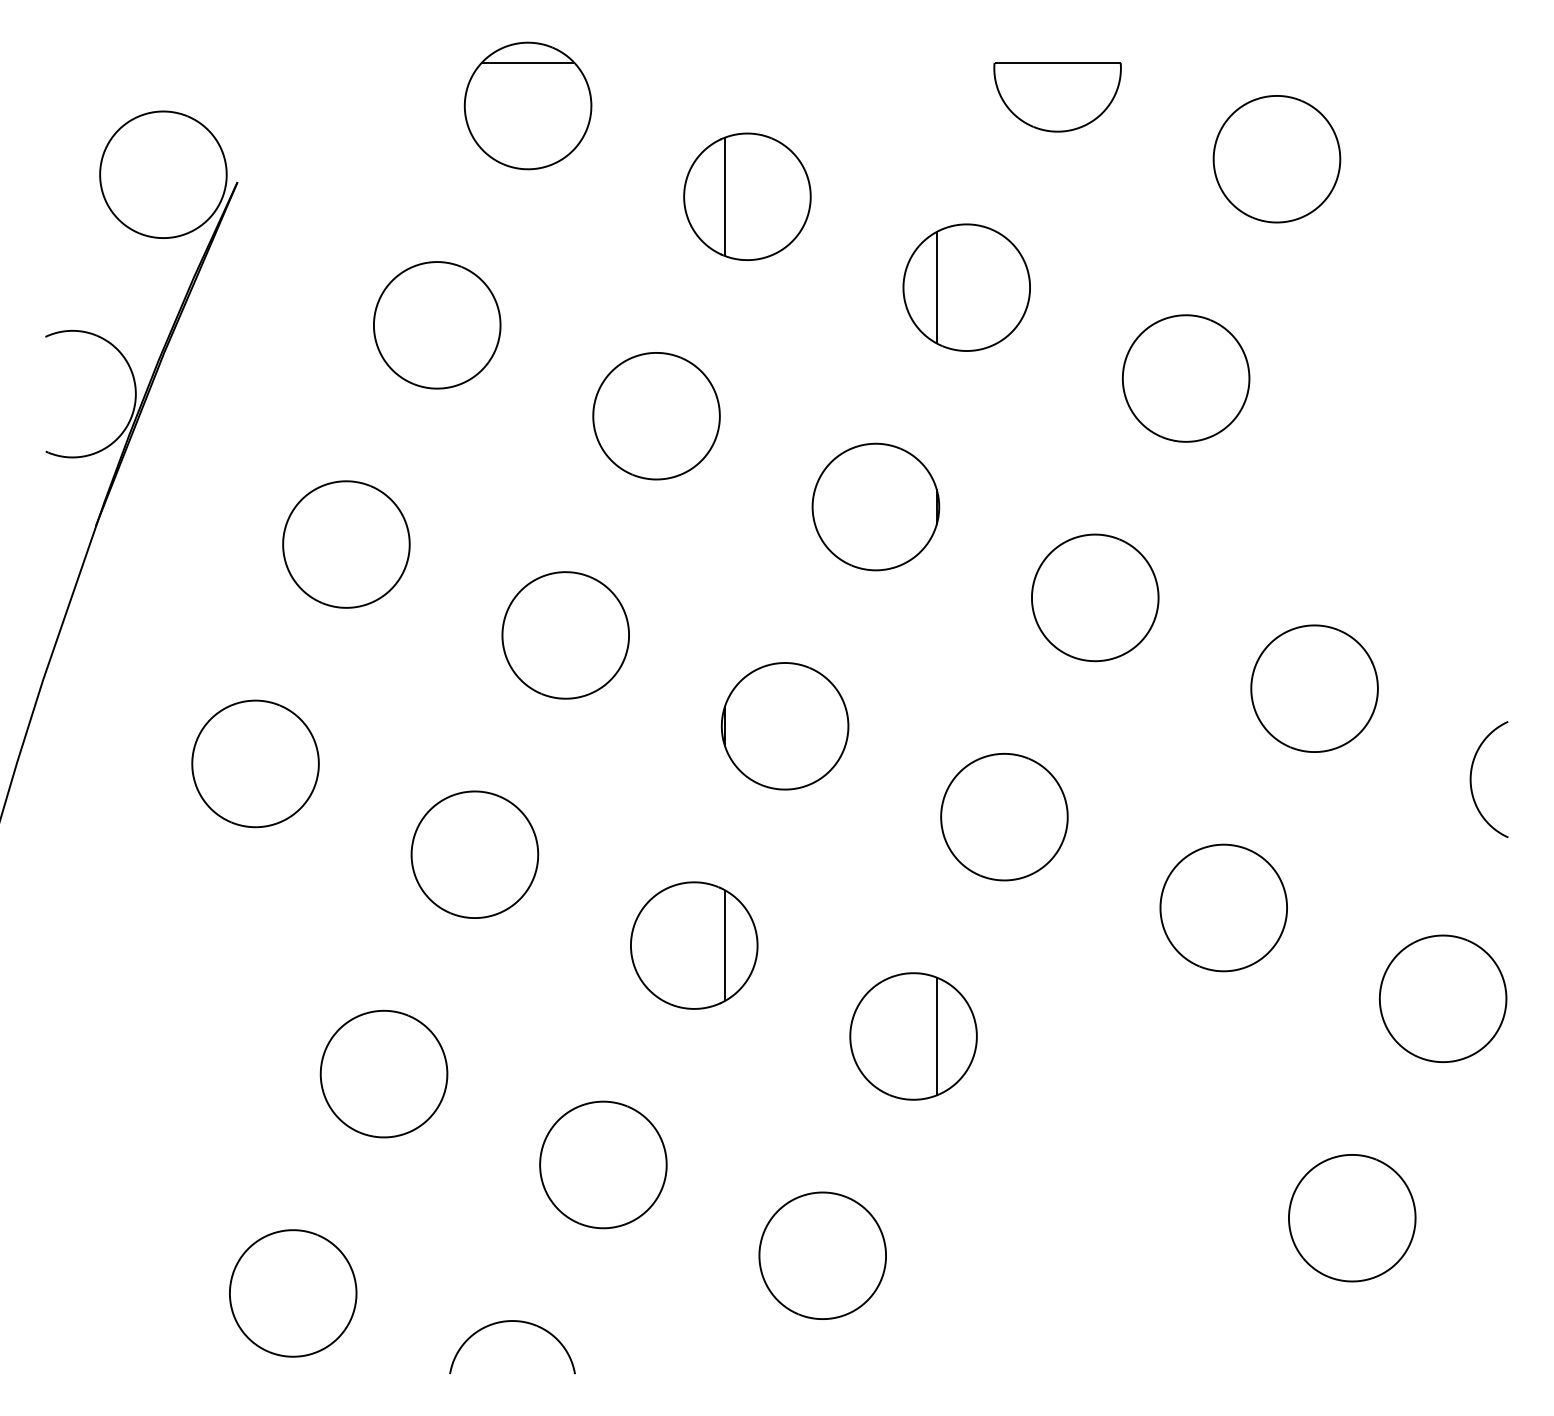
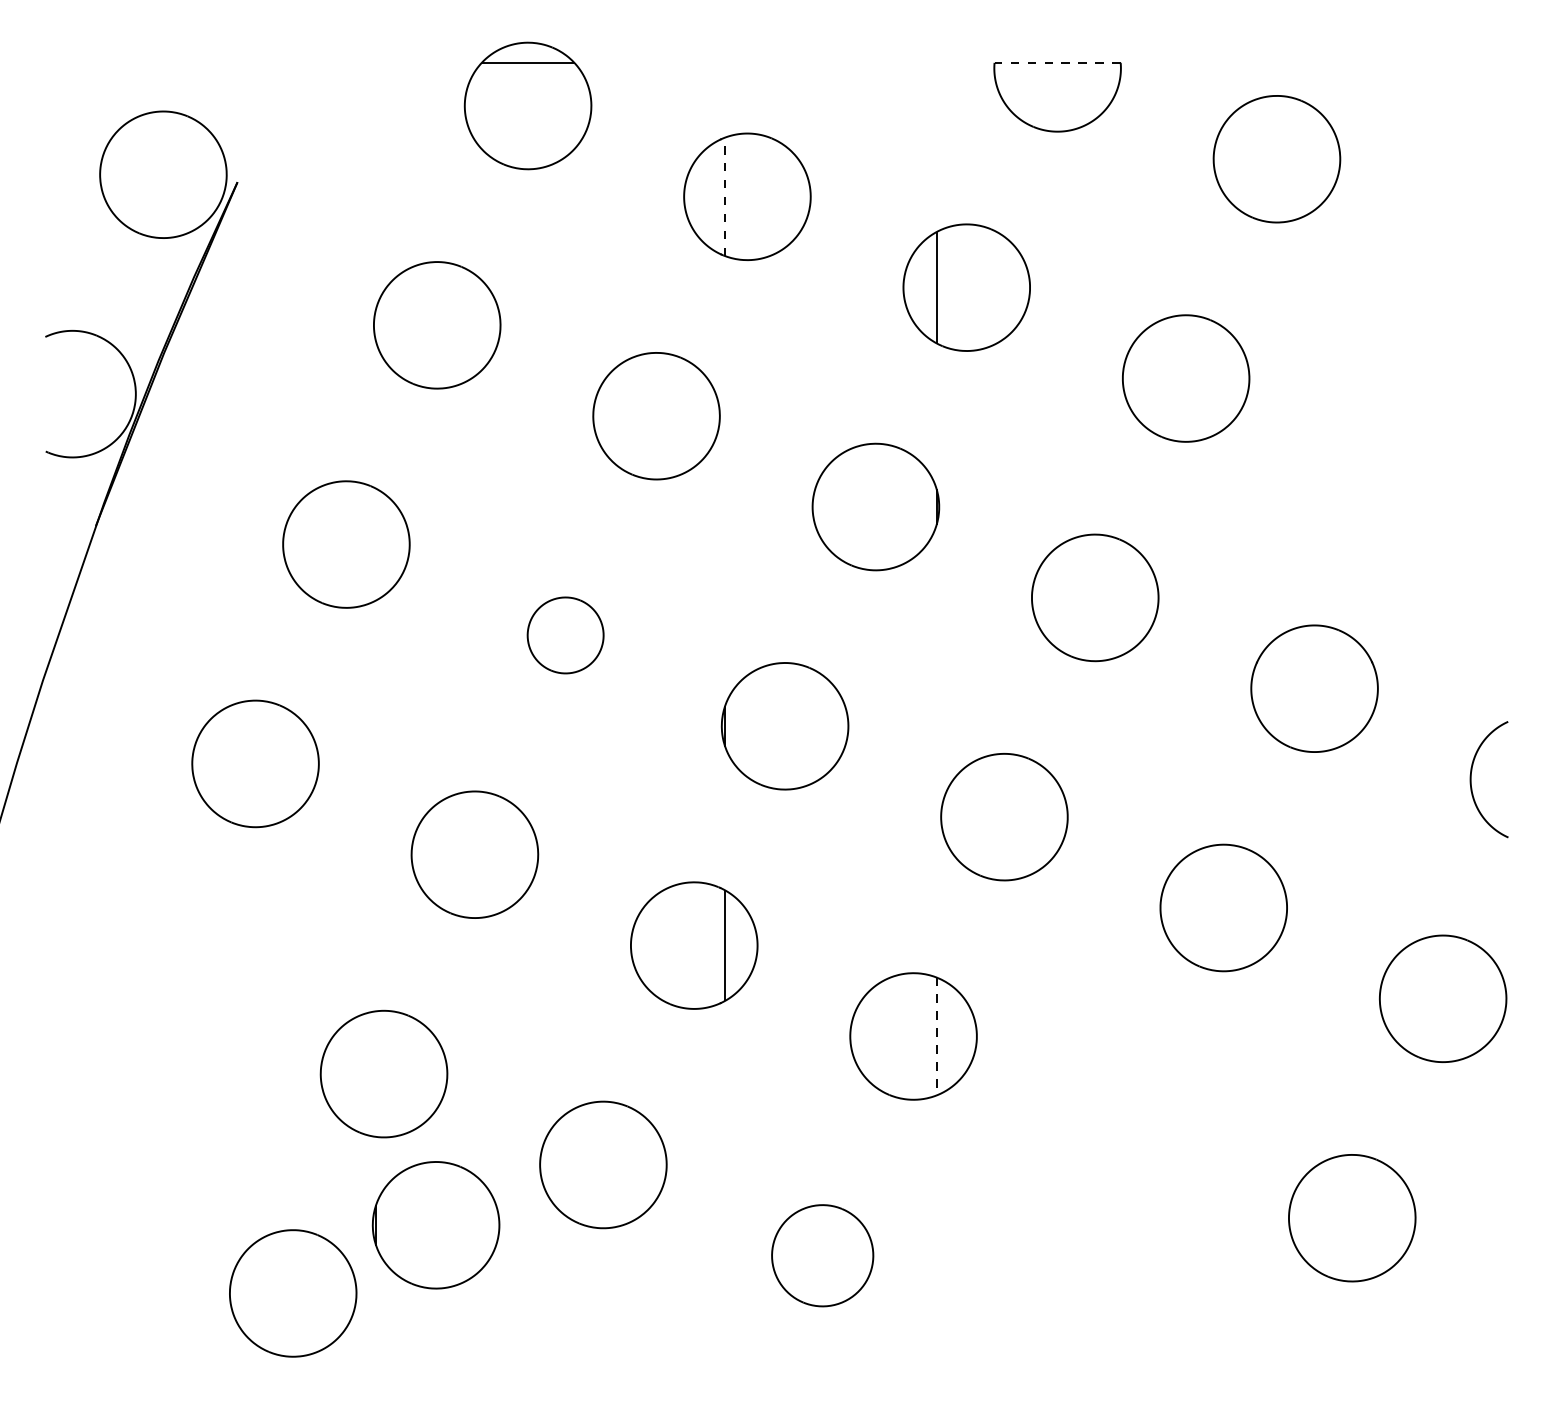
line: solid -> dashed (1057, 62)
line: solid -> dashed (725, 196)
part size: 129x129 px -> 79x79 px (565, 635)
line: solid -> dashed (936, 1036)
part: none -> present (435, 1225)
part size: 129x129 px -> 104x104 px (822, 1255)
part: present -> none (507, 1322)
